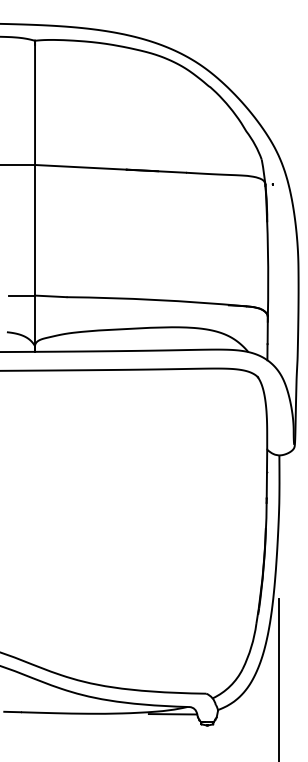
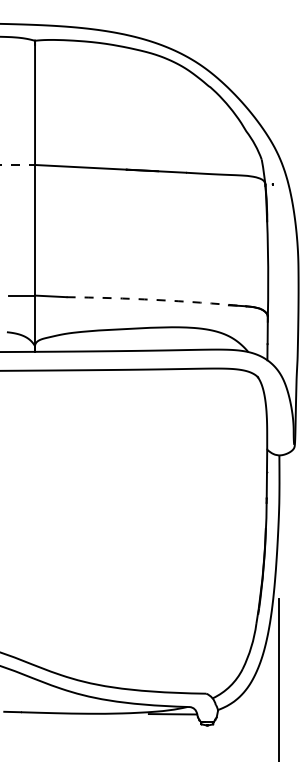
line: solid -> dashed (18, 165)
arc: solid -> dashed (155, 299)
